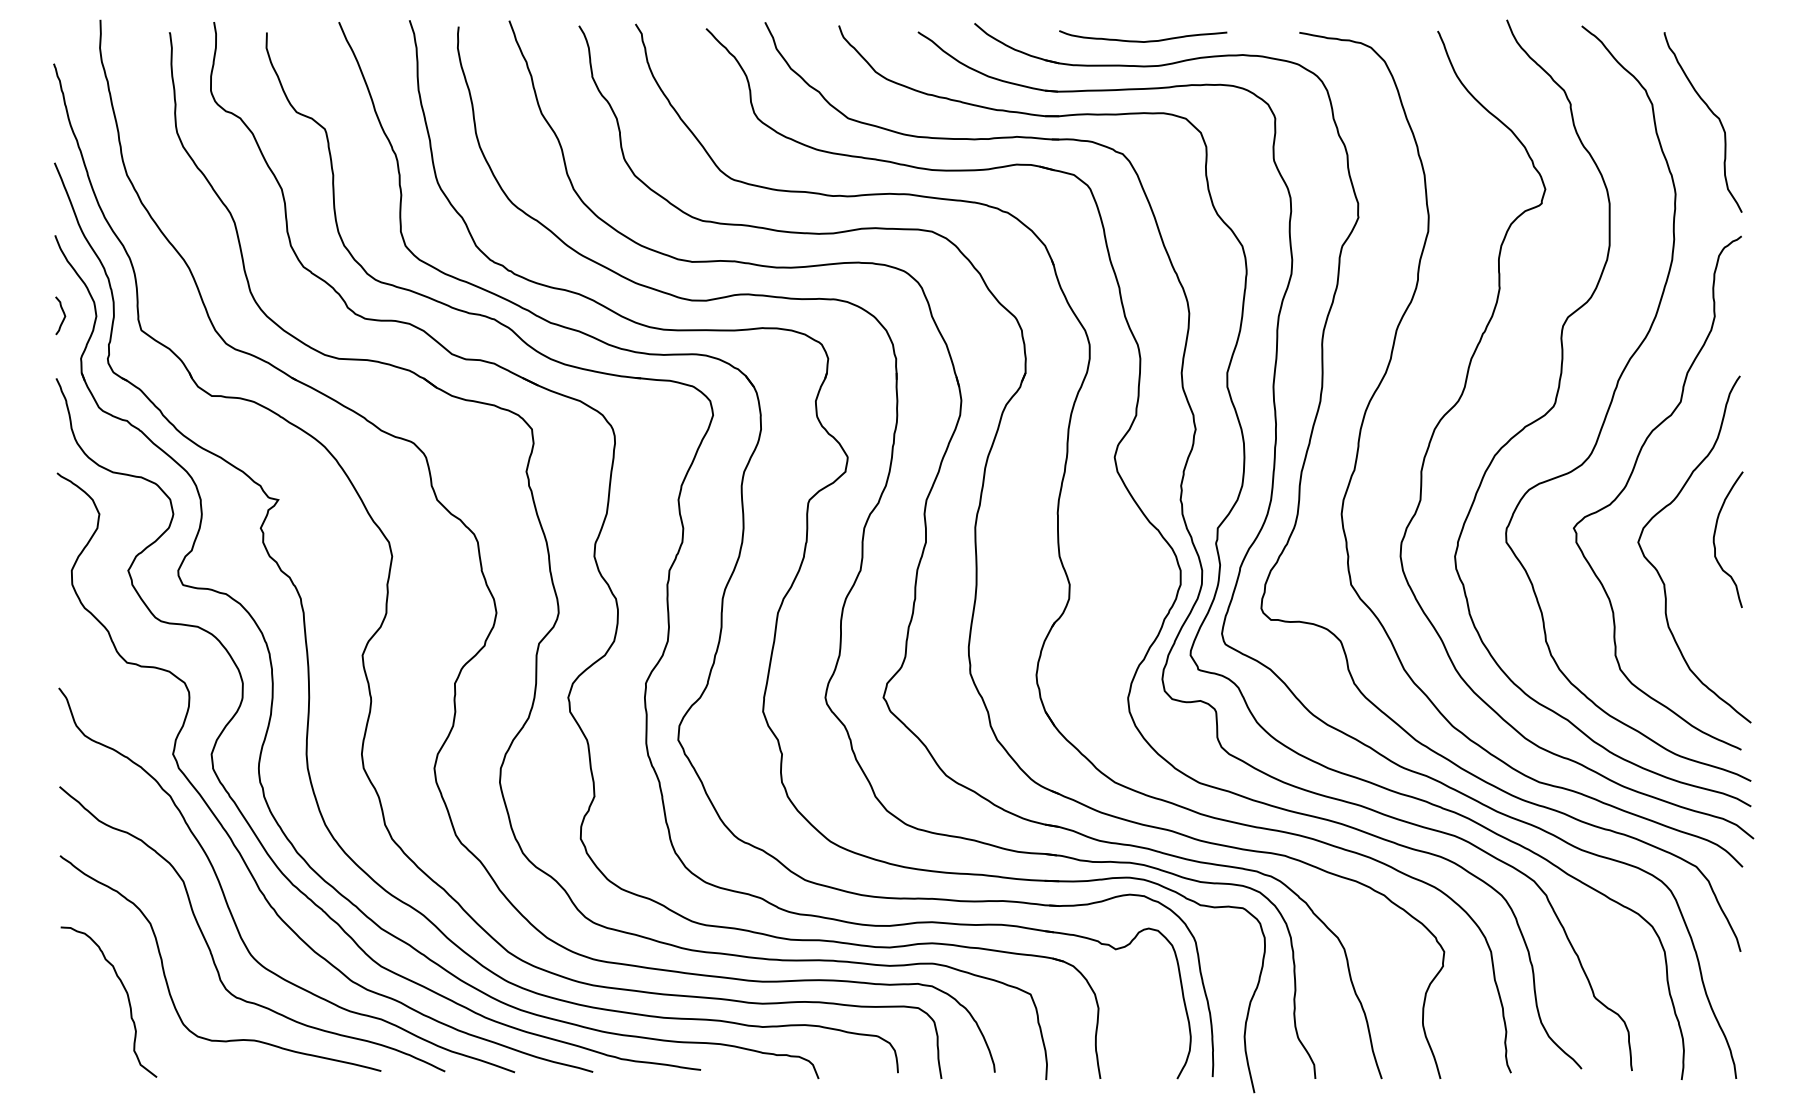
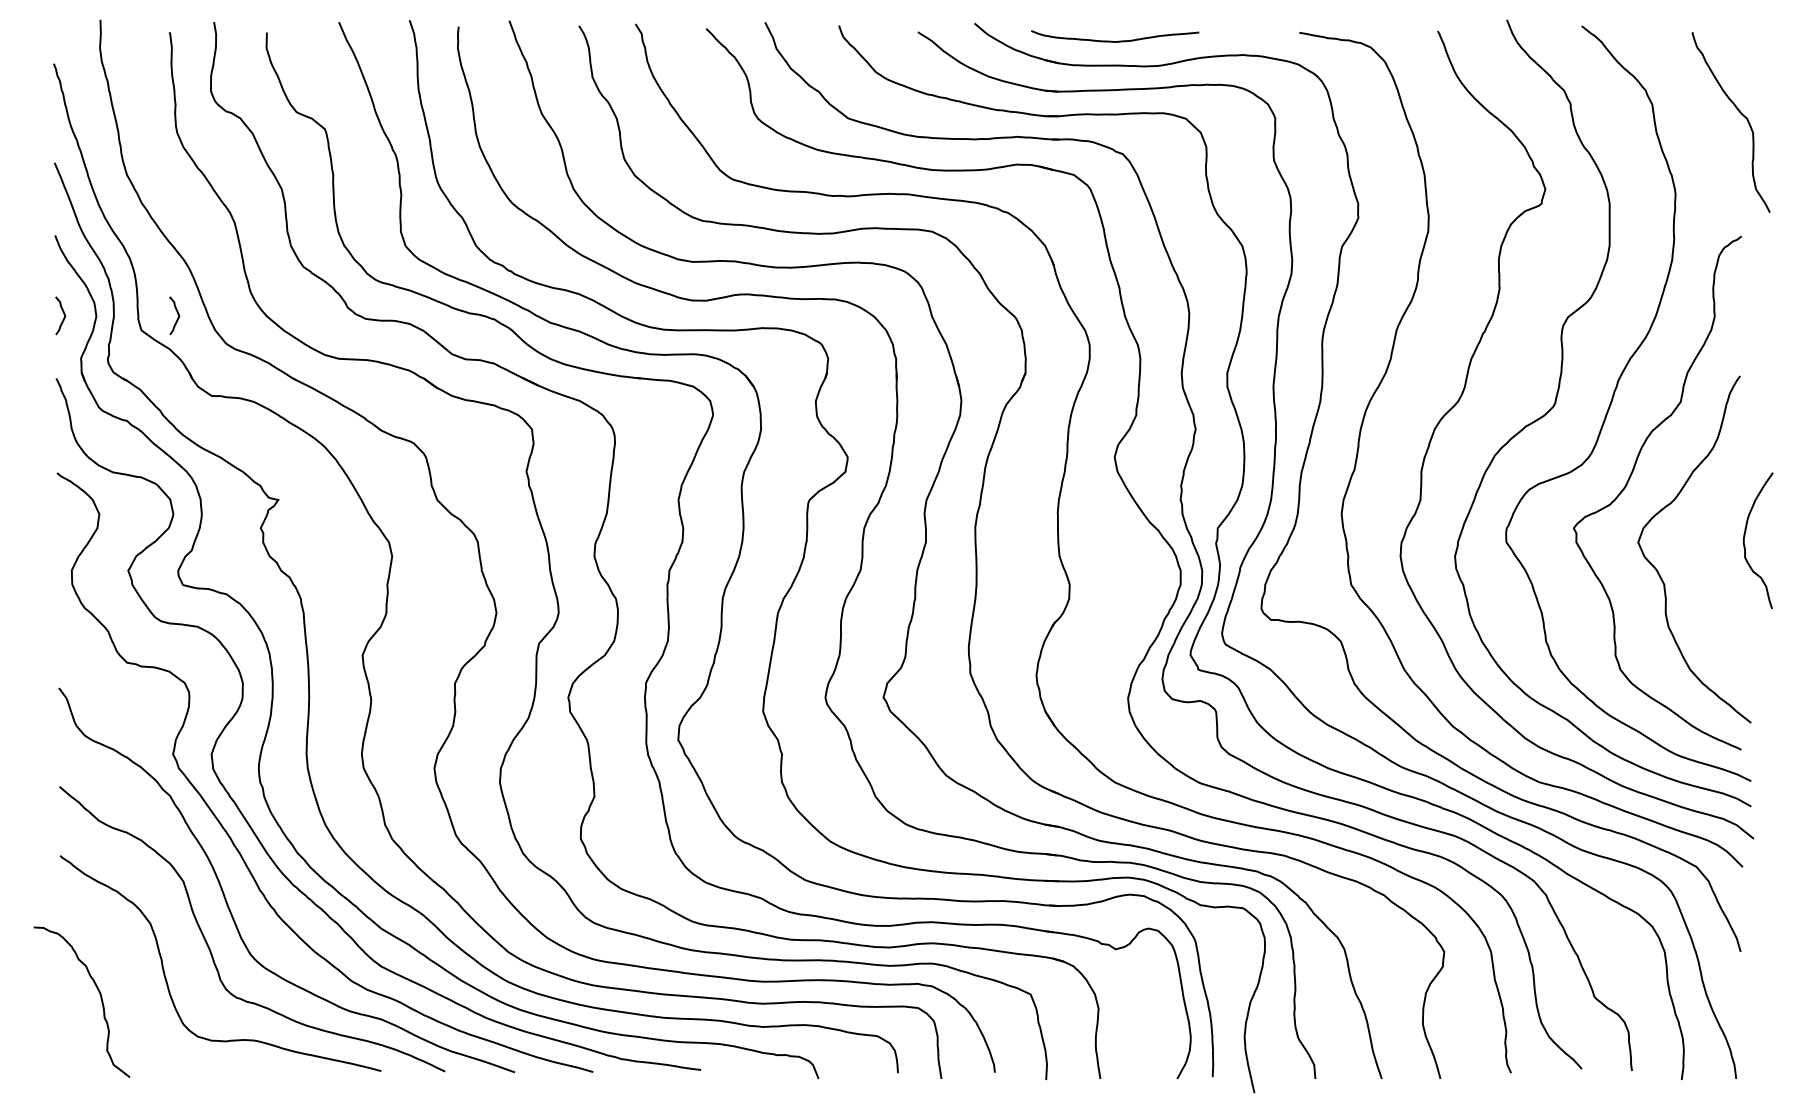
curve position: (1140, 40) -> (1112, 40) (1112, 40)
curve position: (1712, 114) -> (1740, 114) (1740, 114)
curve: none -> present (177, 314)
curve position: (1715, 535) -> (1745, 536) (1745, 536)
curve position: (127, 999) -> (100, 999) (100, 999)
